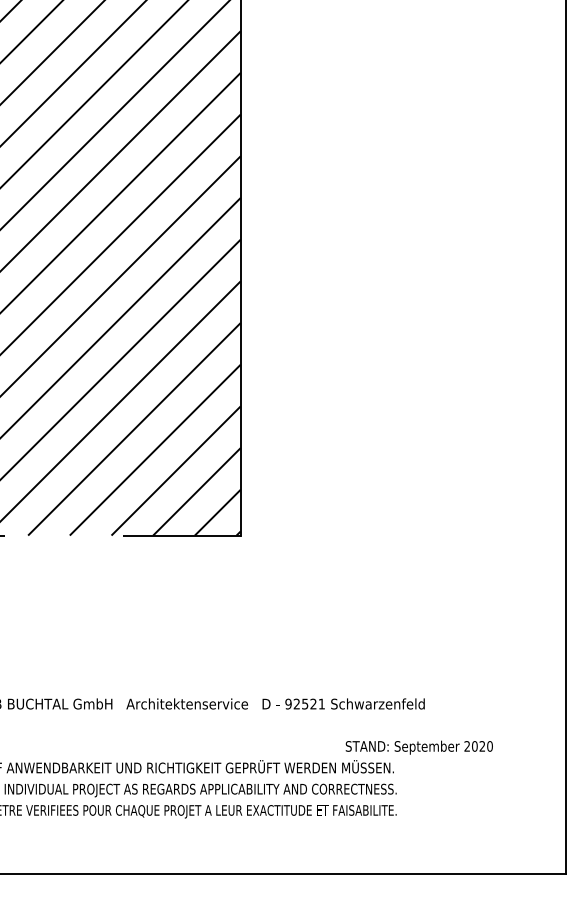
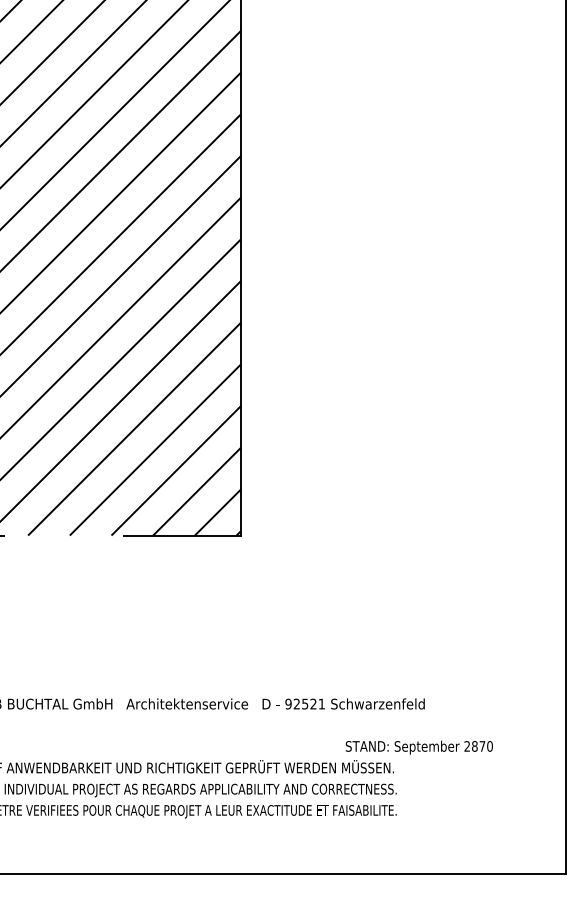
text: 2020 -> 2870 (478, 746)
